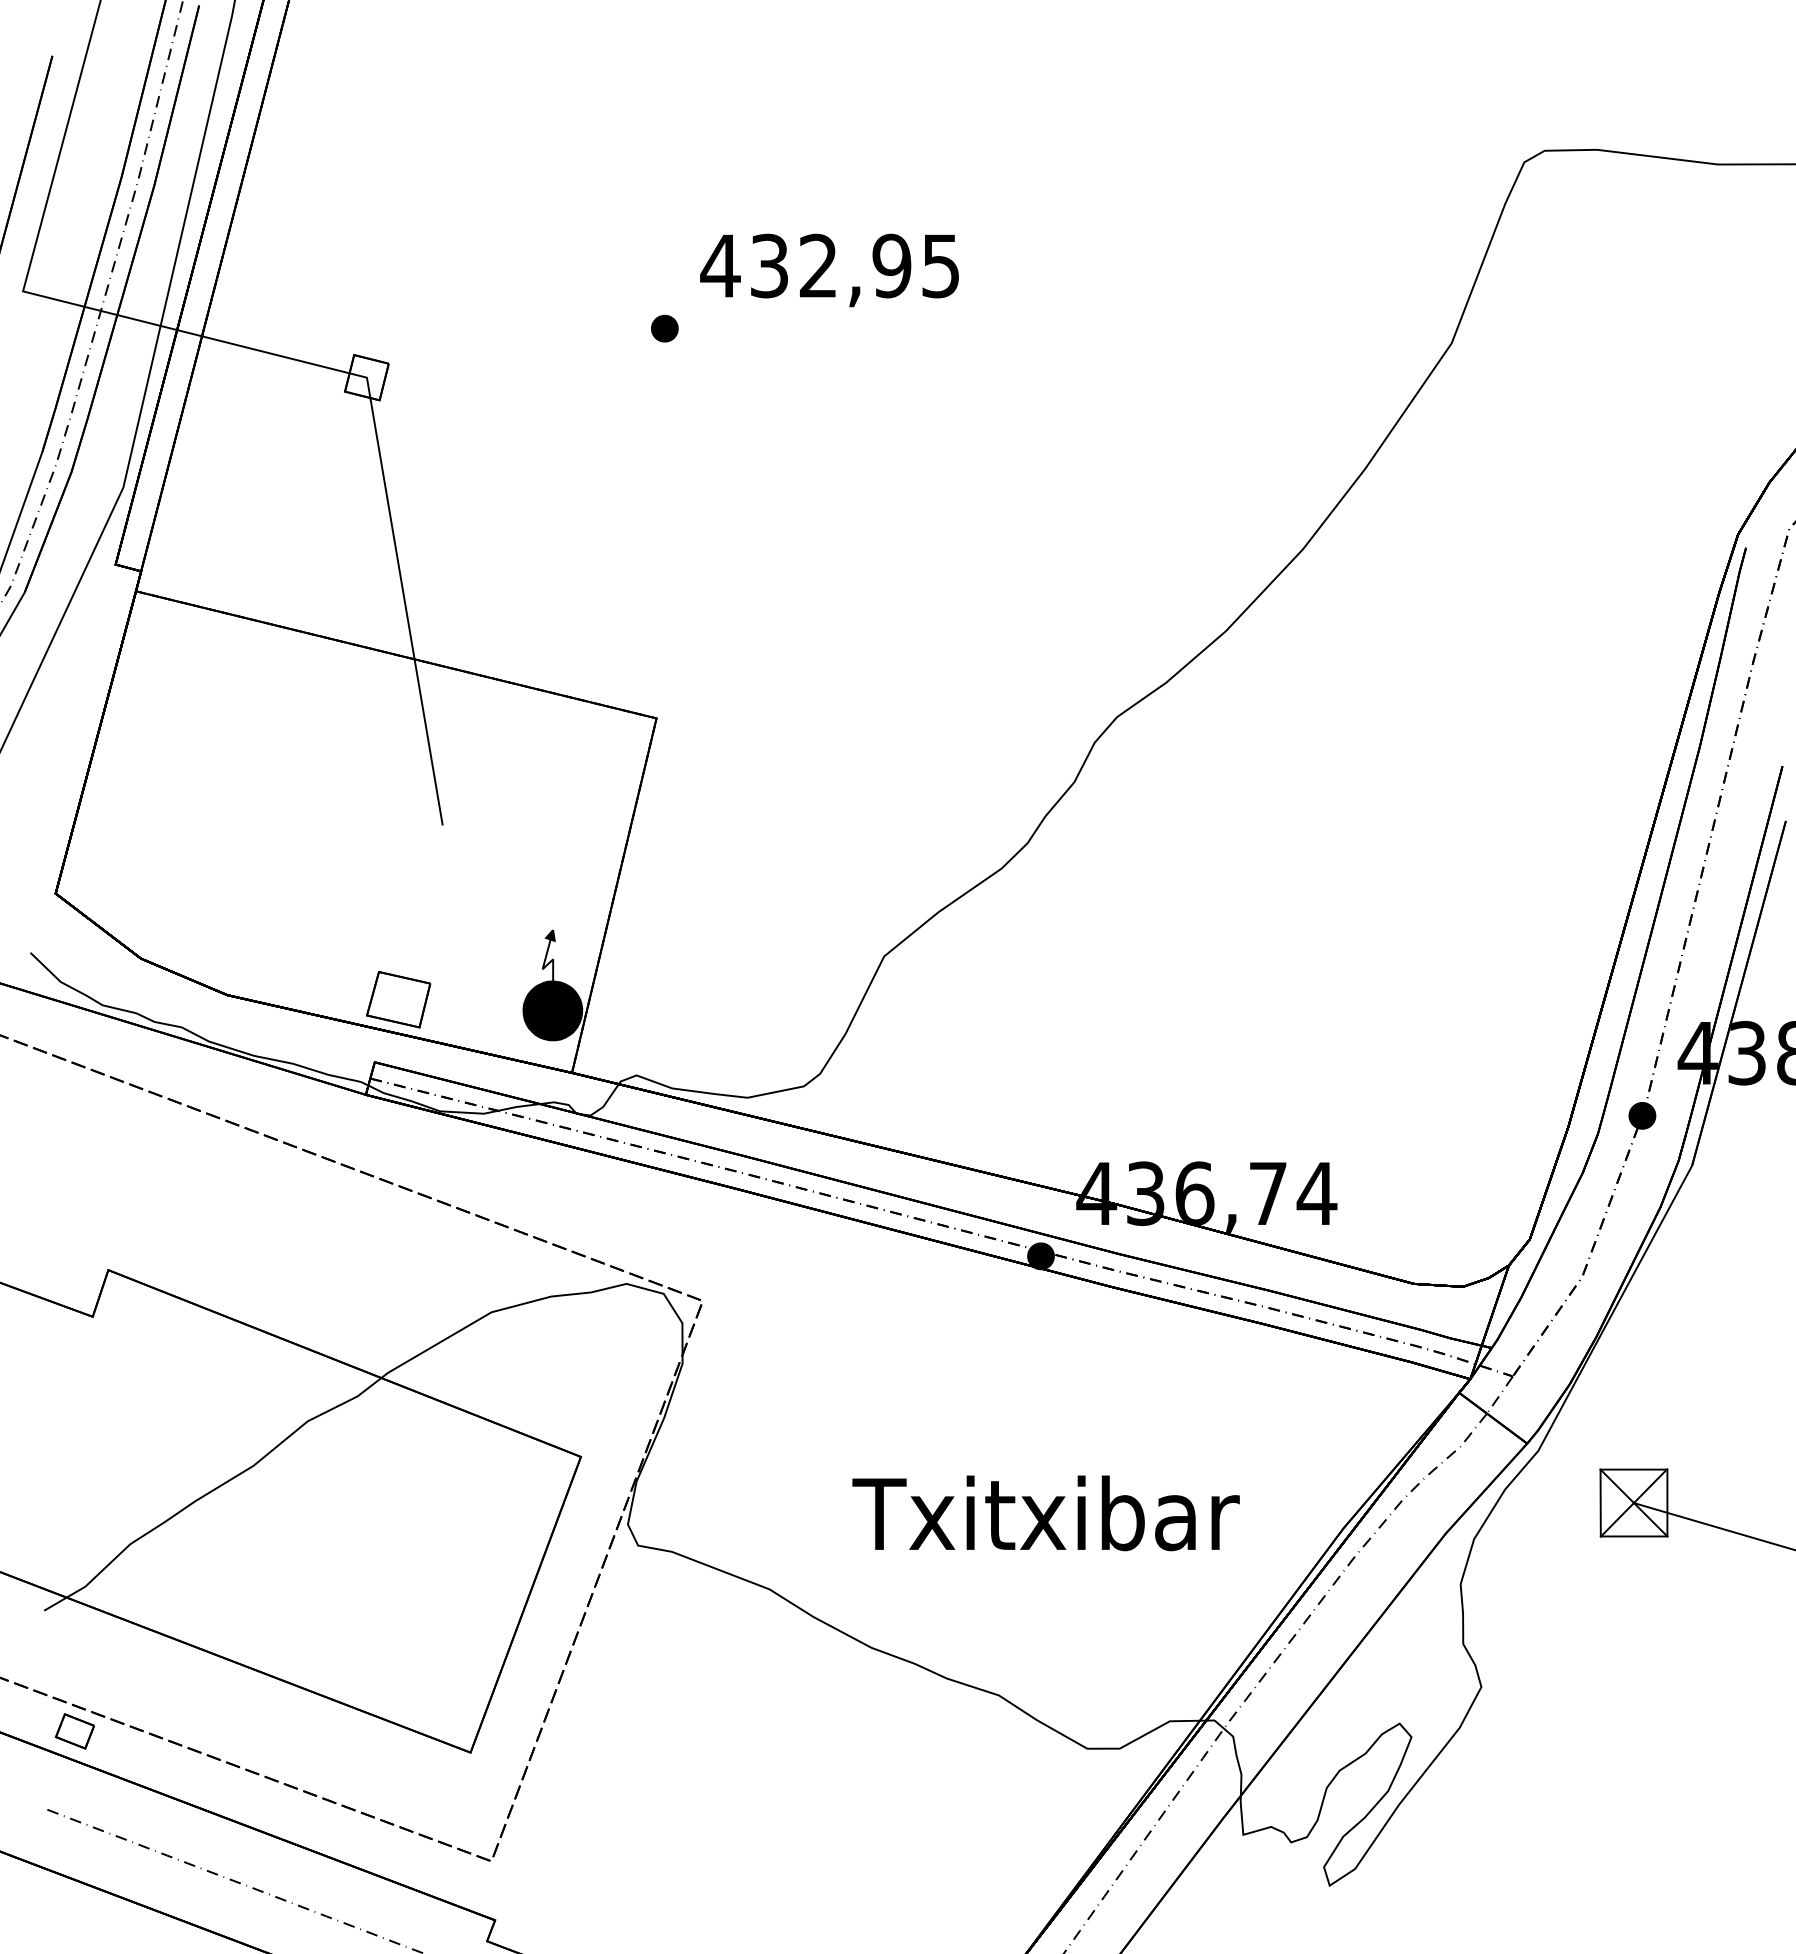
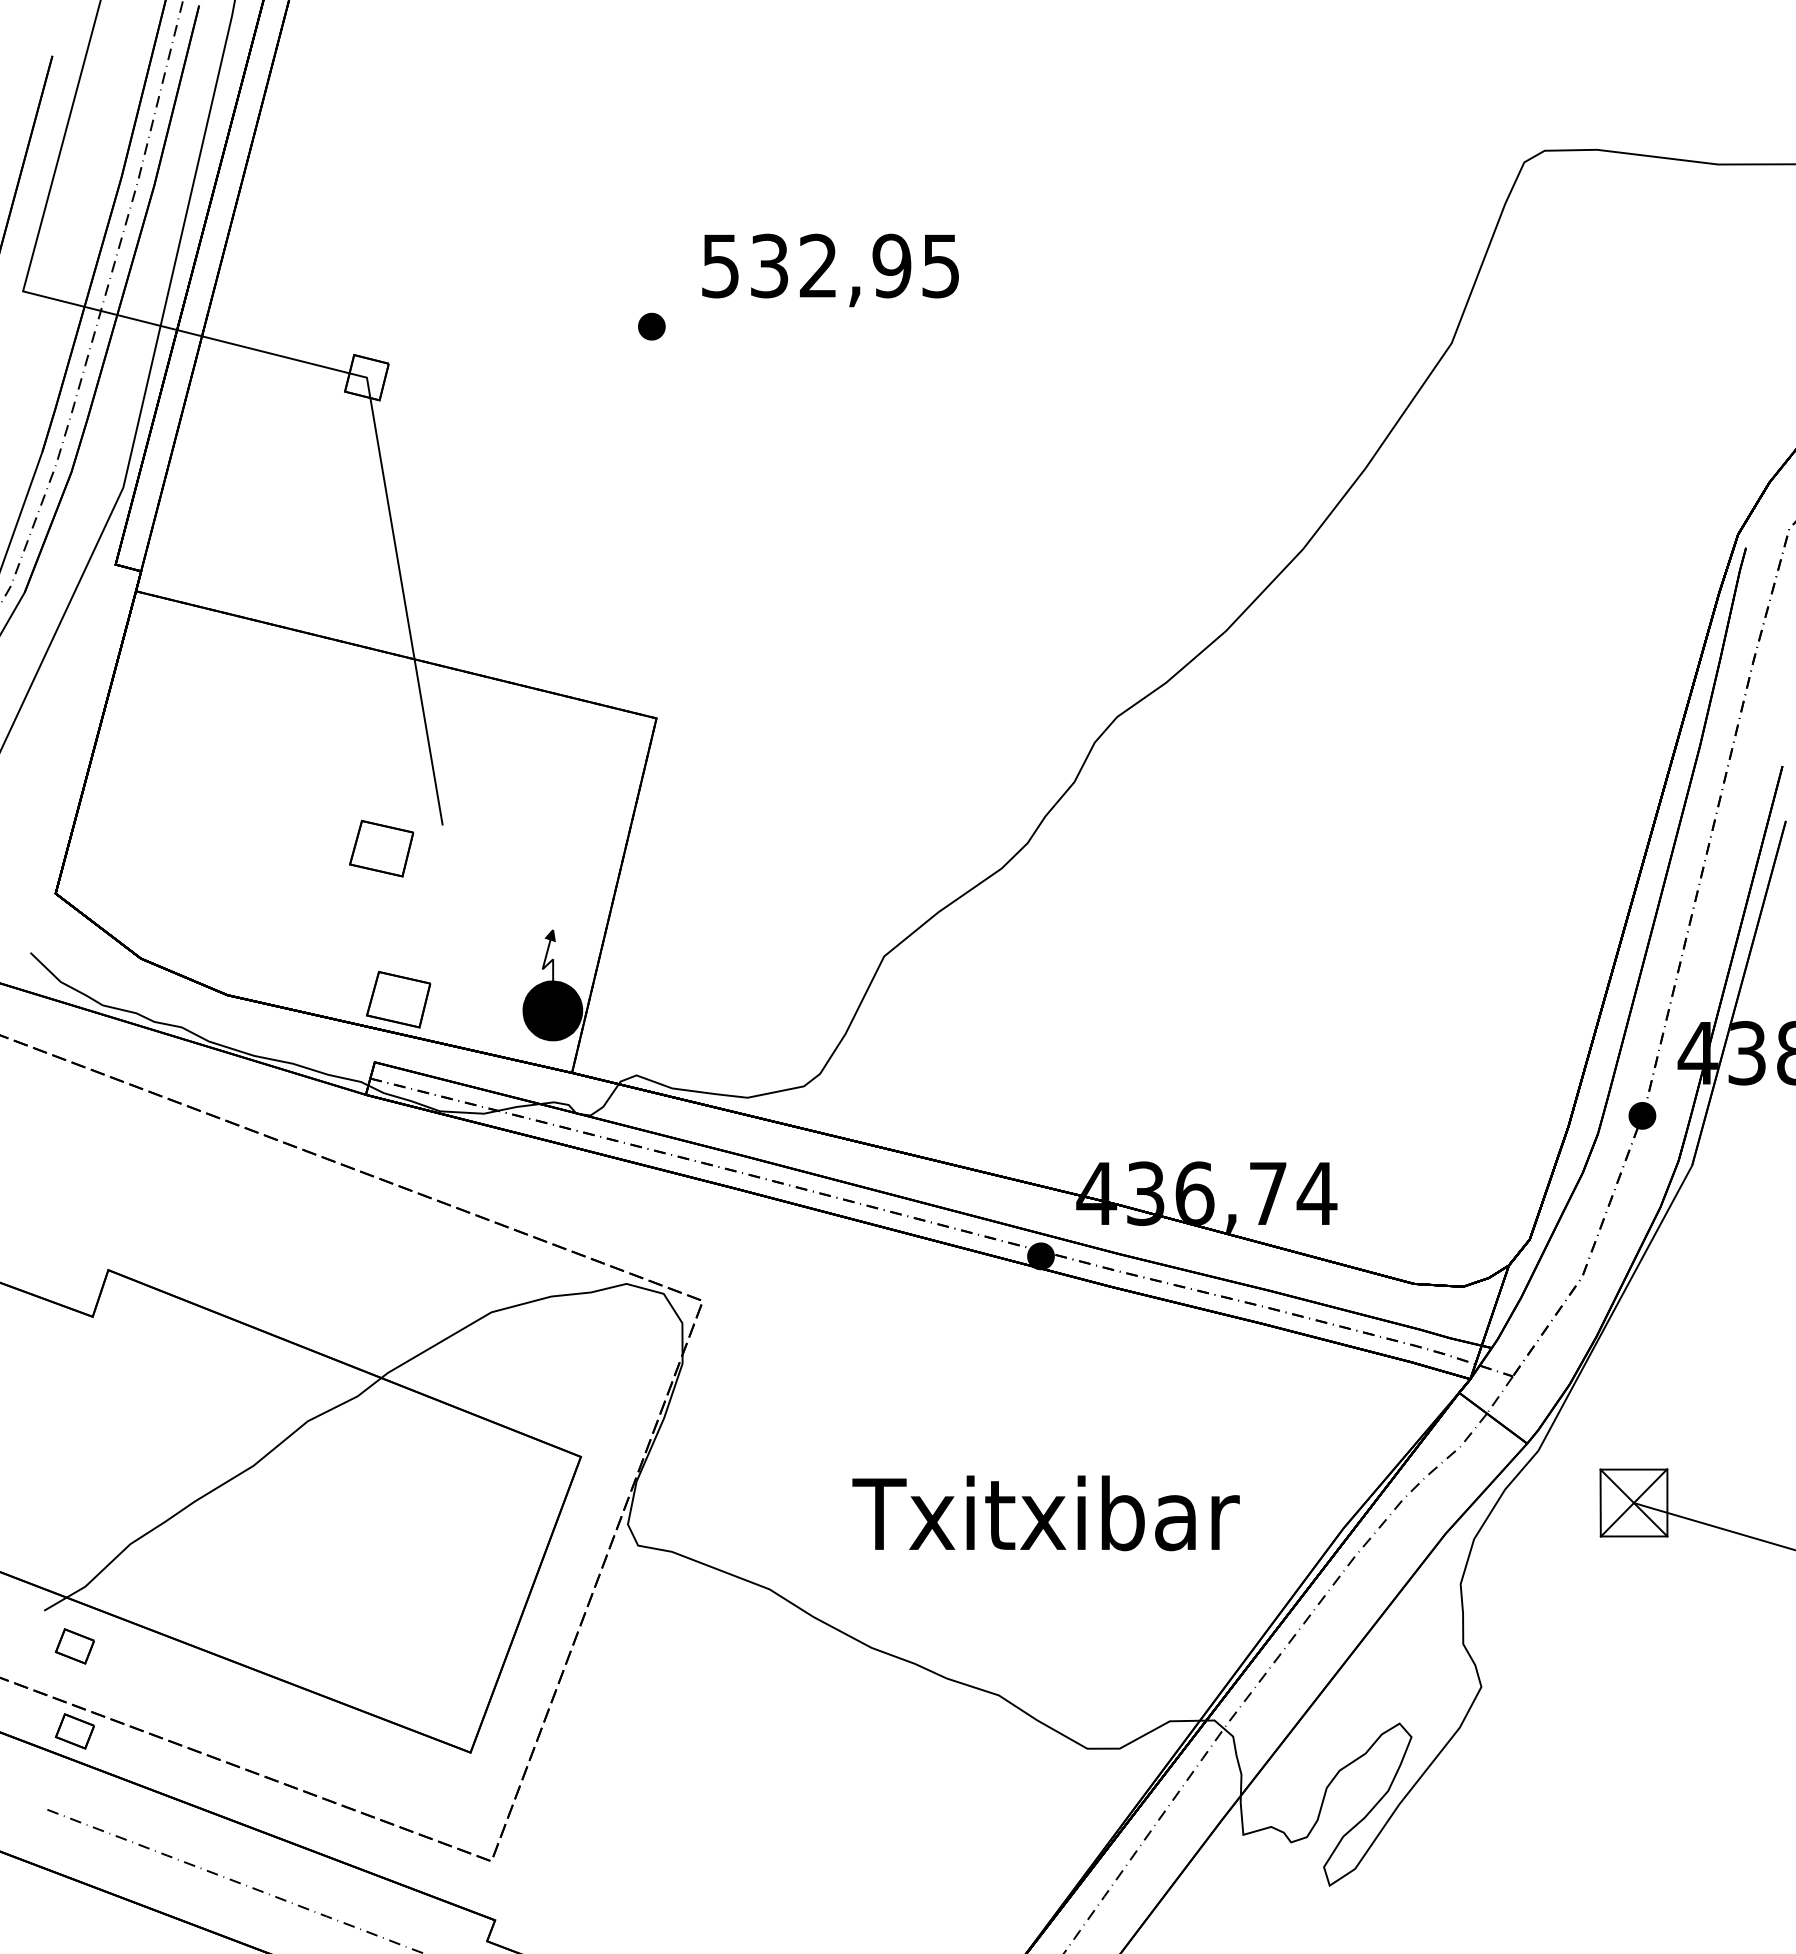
text: 432,95 -> 532,95 (720, 266)
part position: (664, 328) -> (651, 326) (651, 326)
part: none -> present (381, 848)
part: none -> present (74, 1646)
